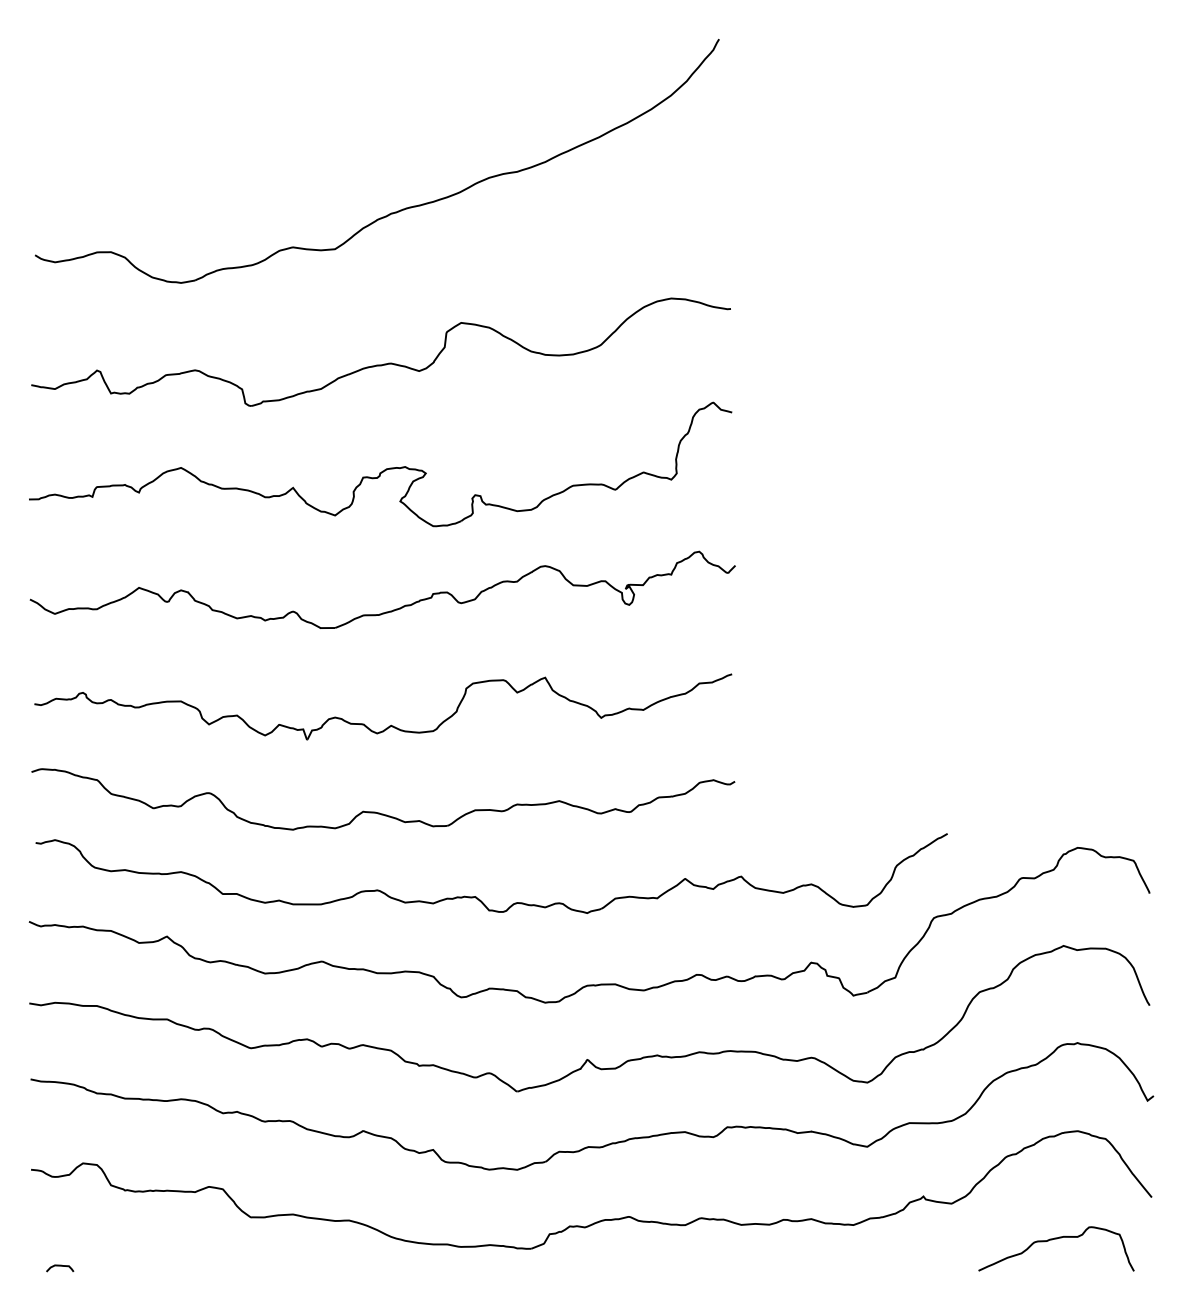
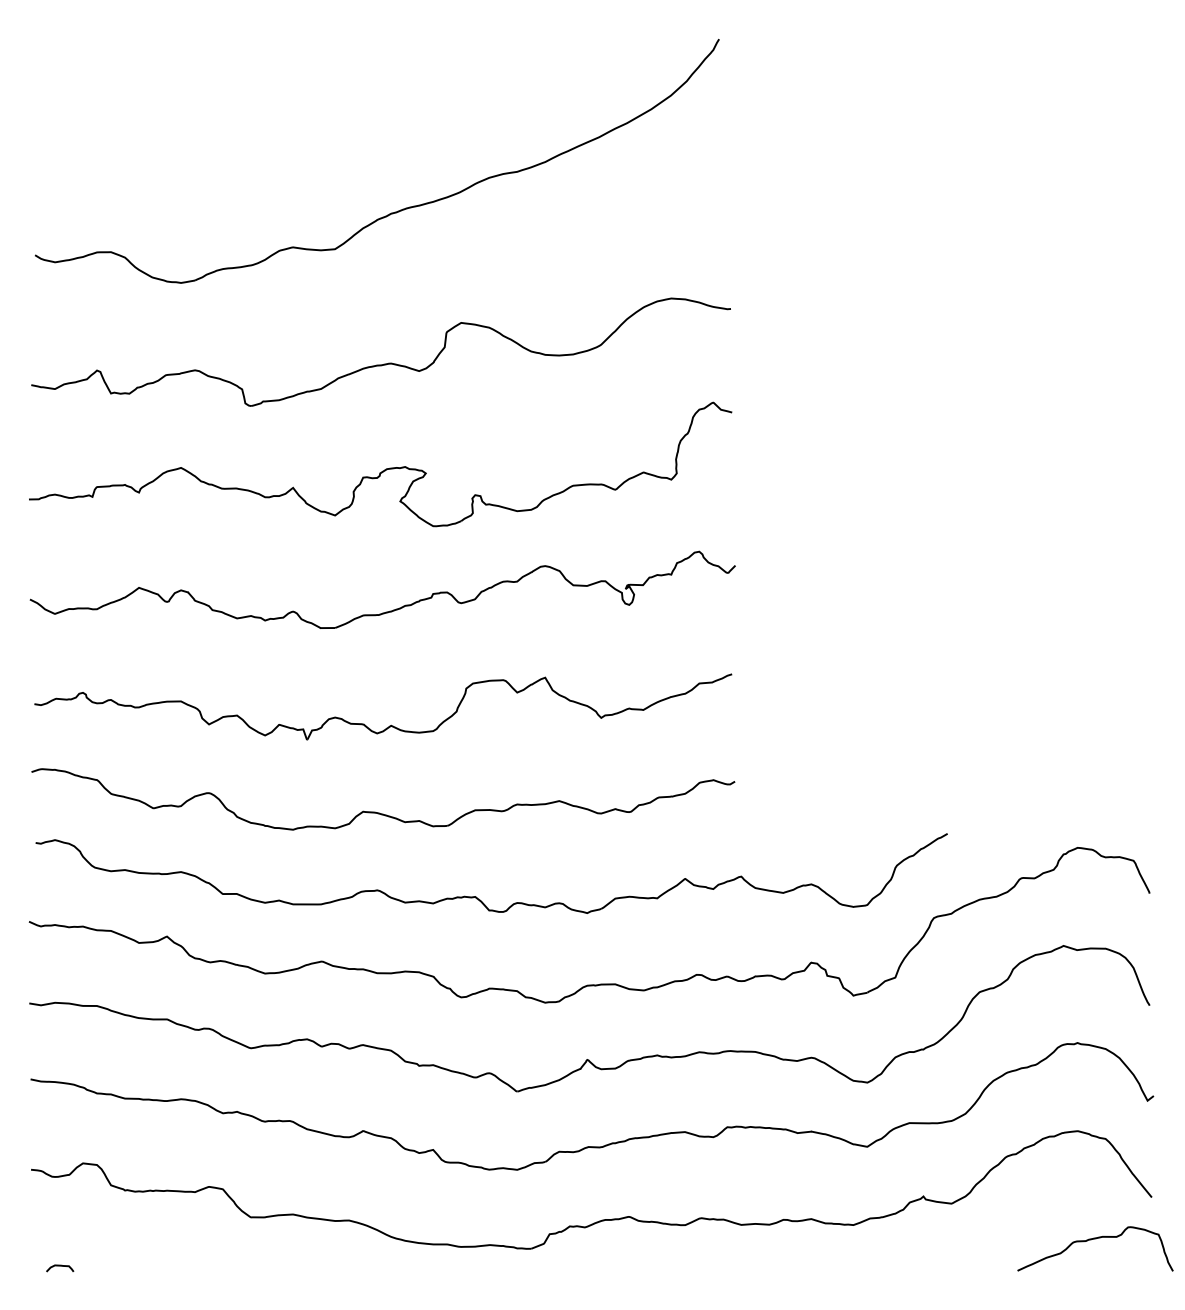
curve position: (1052, 1240) -> (1091, 1240) (1091, 1240)
